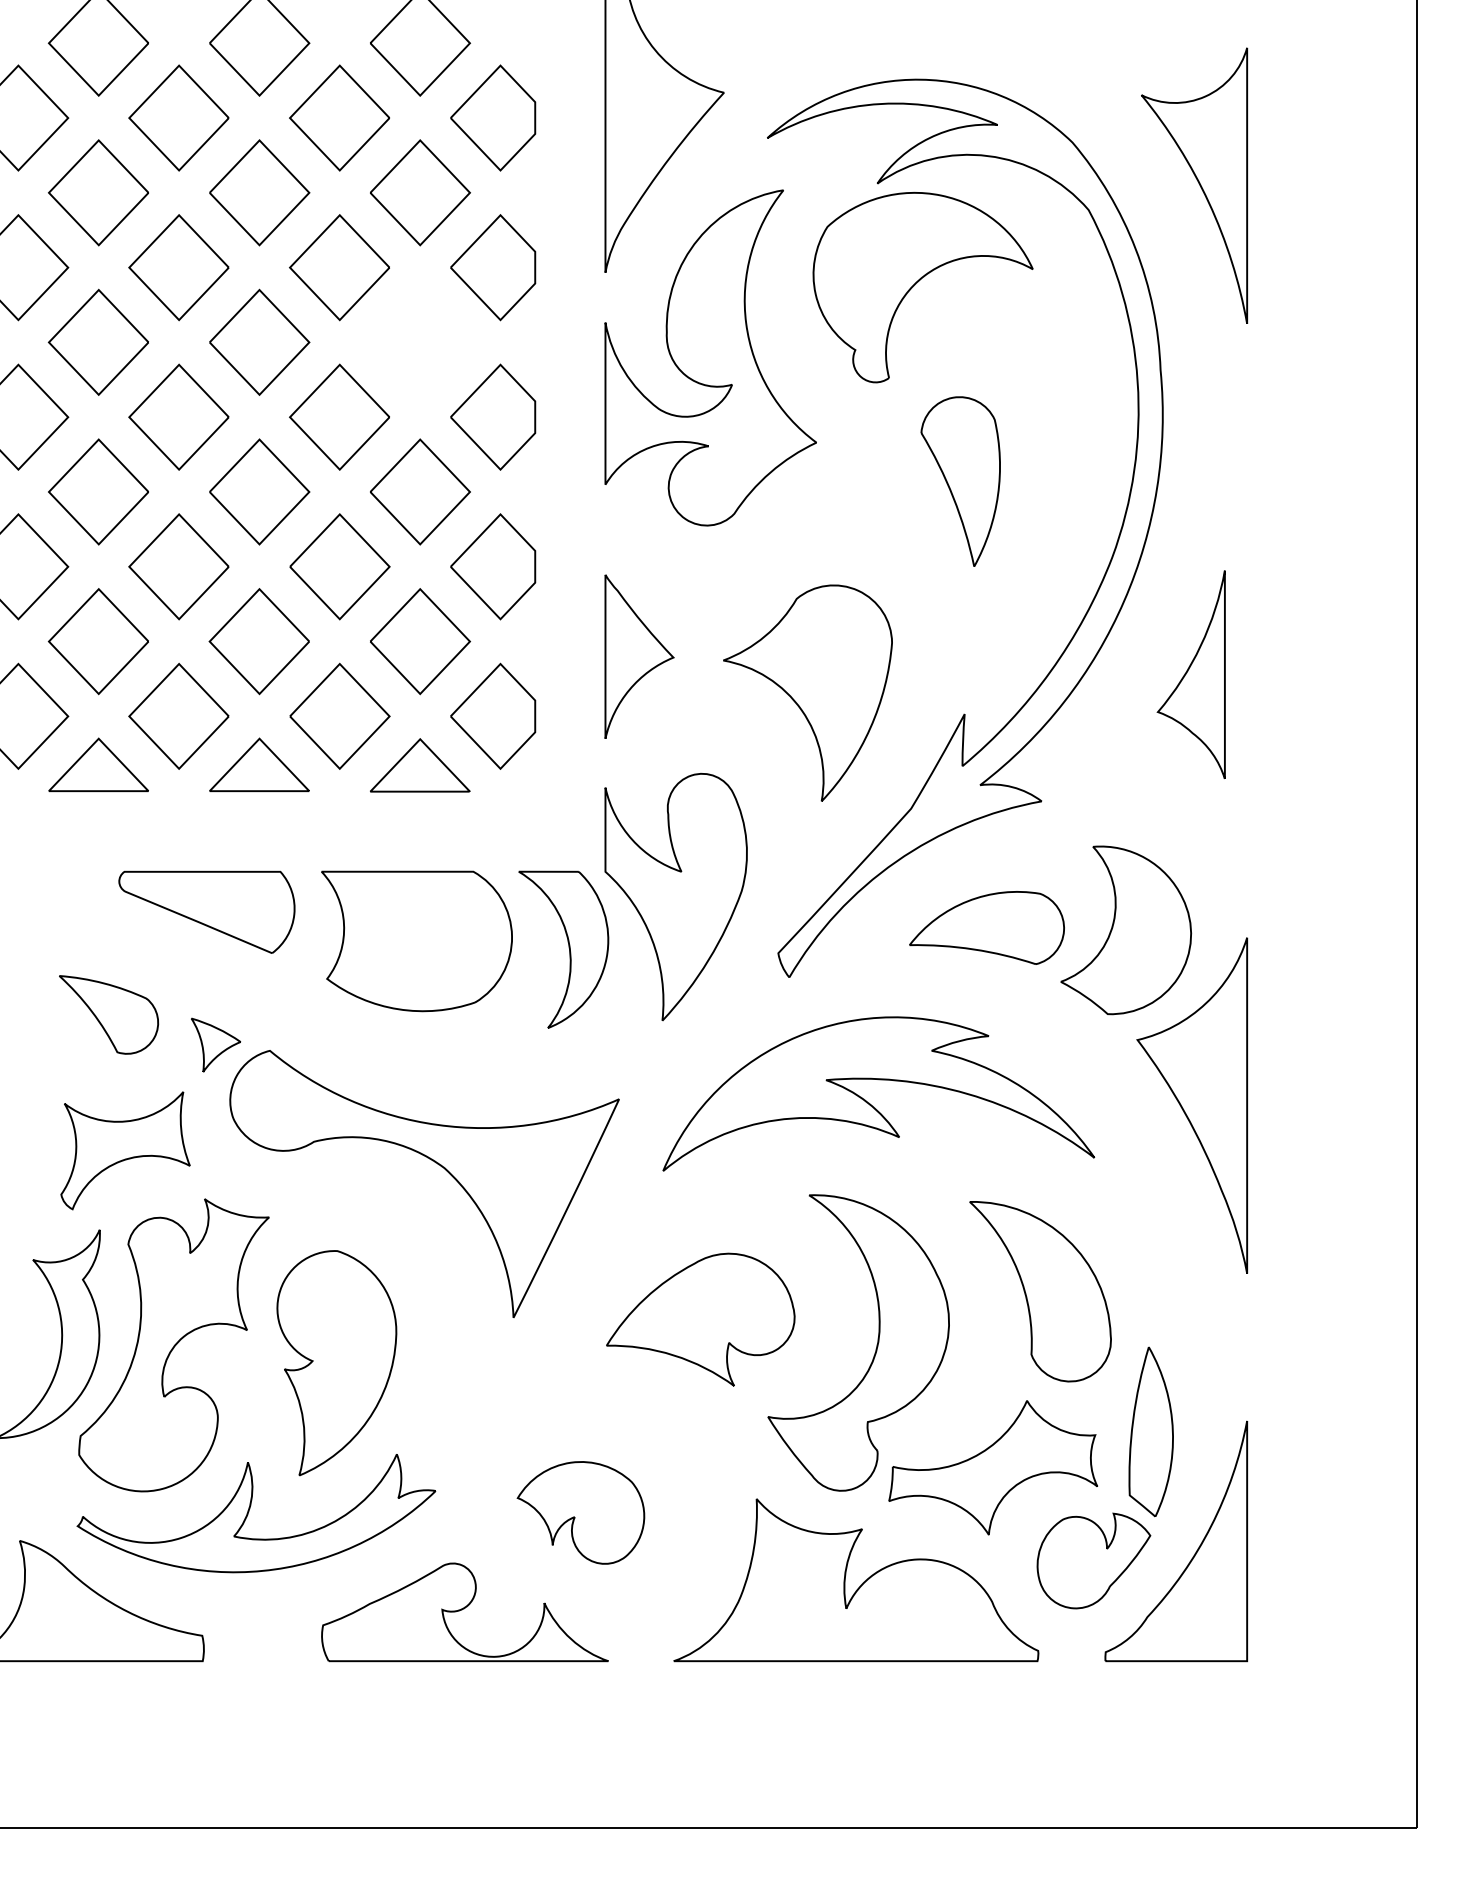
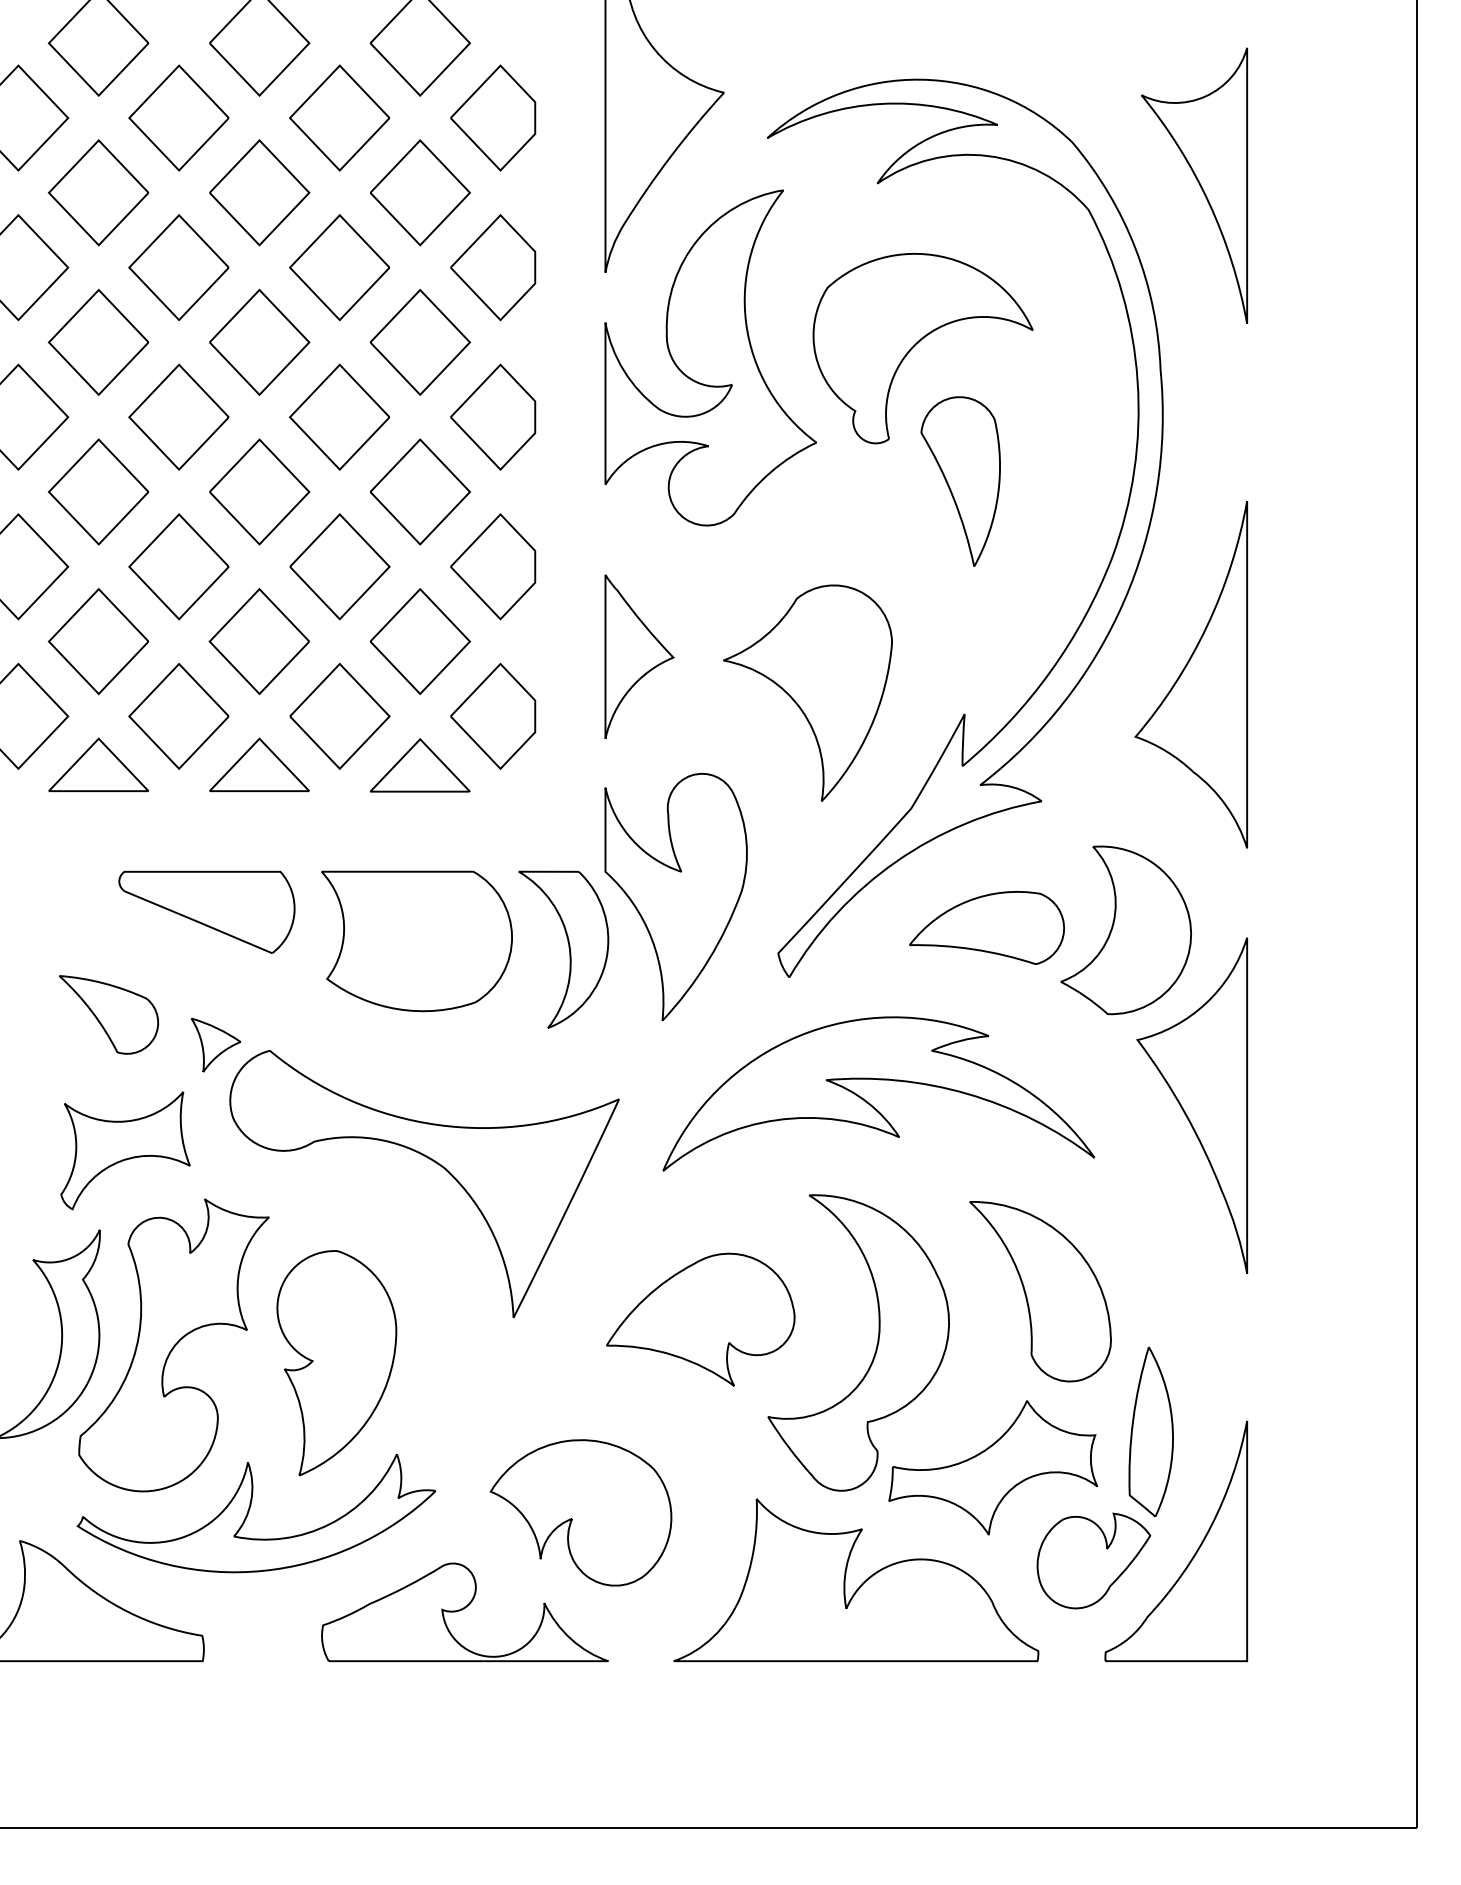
part position: (918, 282) -> (918, 343) (918, 343)
part: none -> present (420, 341)
part size: 70x209 px -> 115x348 px (1191, 674)
part size: 130x104 px -> 184x148 px (580, 1512)
